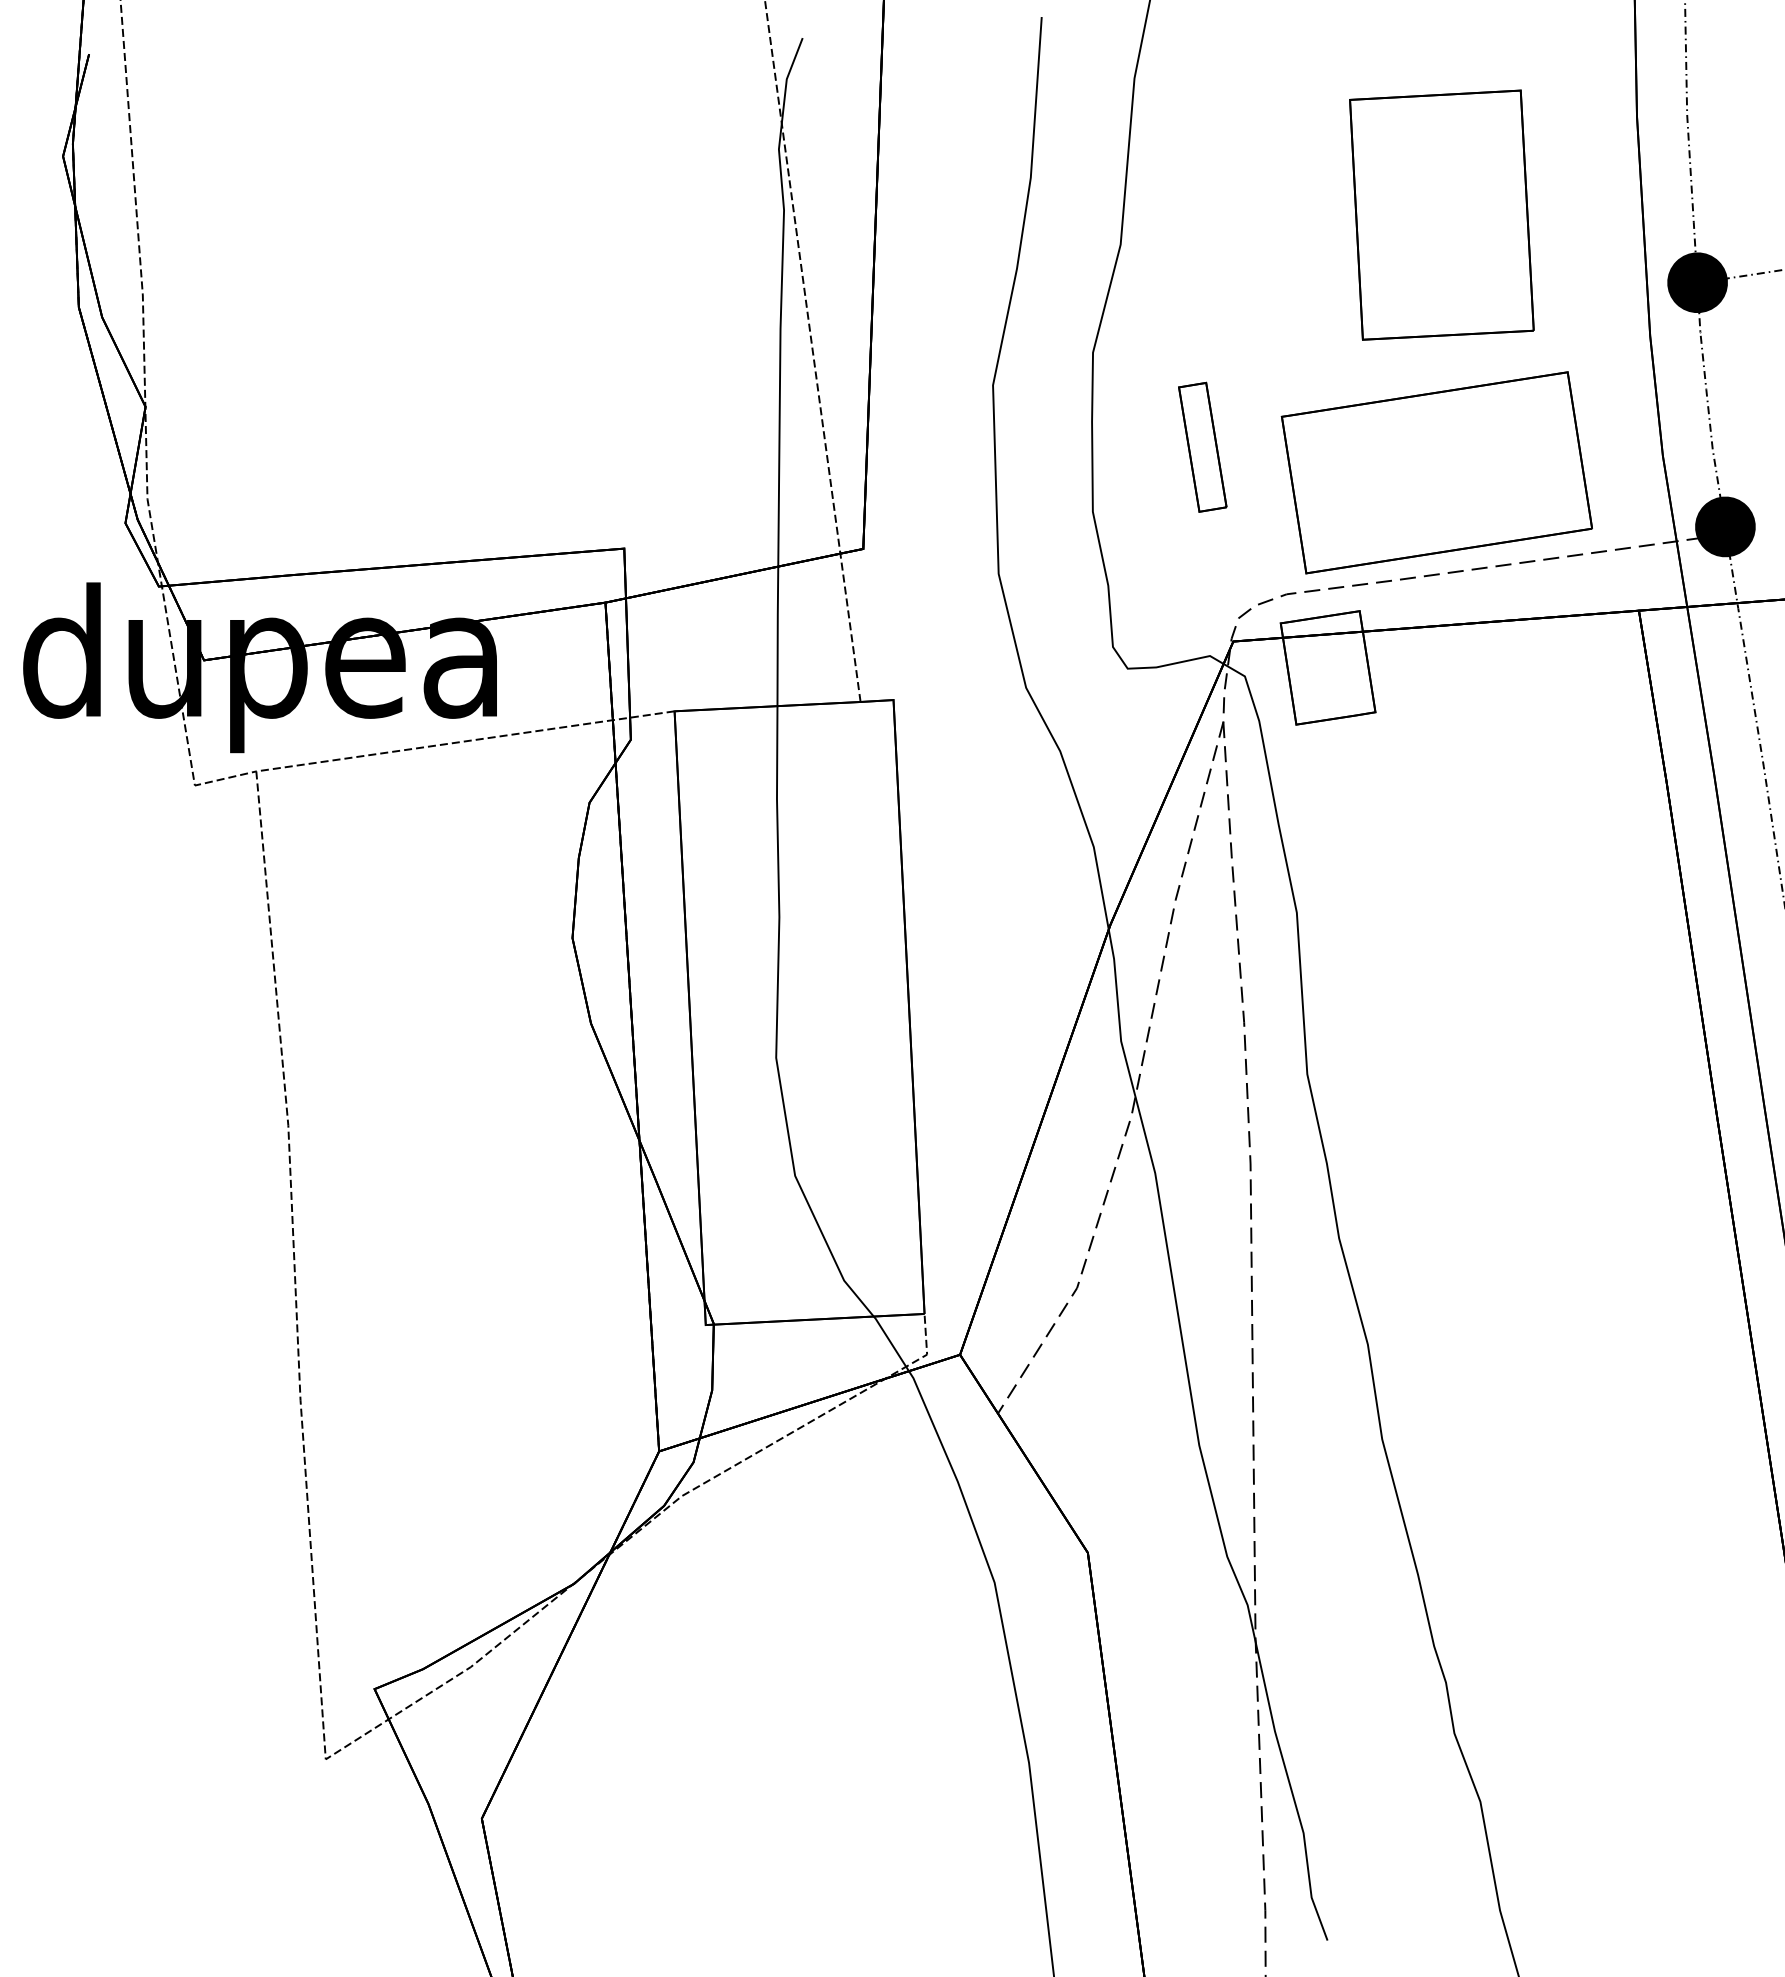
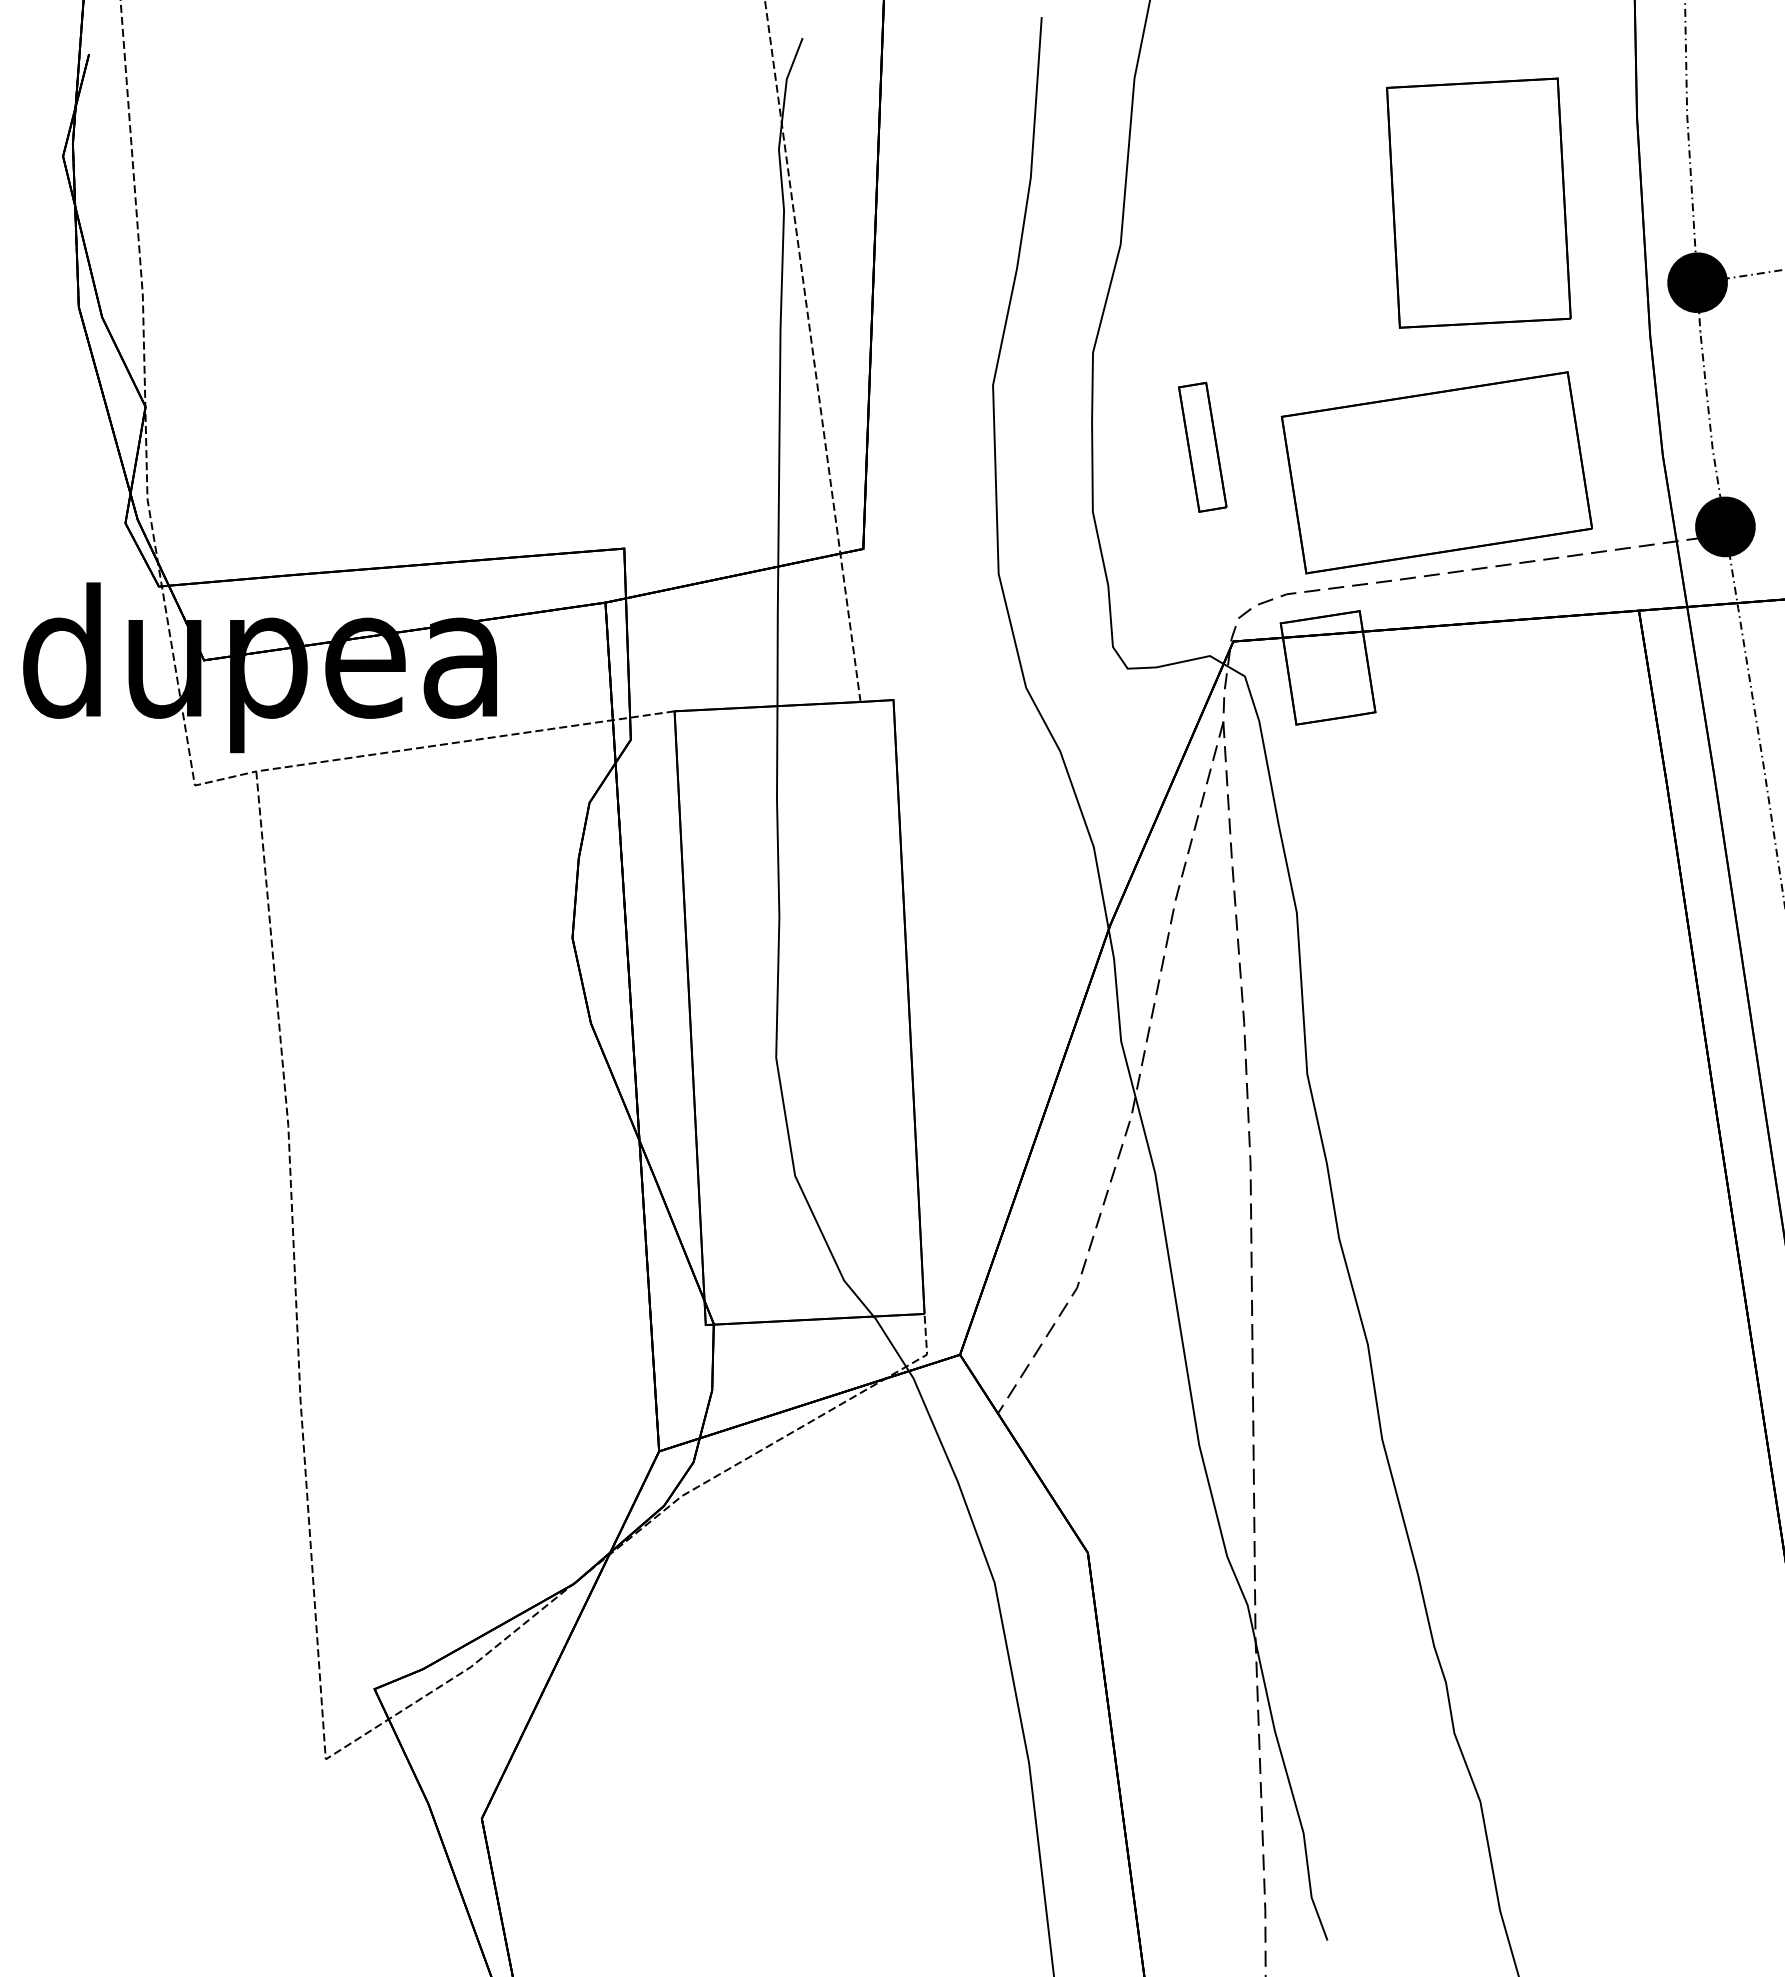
part position: (1441, 214) -> (1478, 202) (1478, 202)
